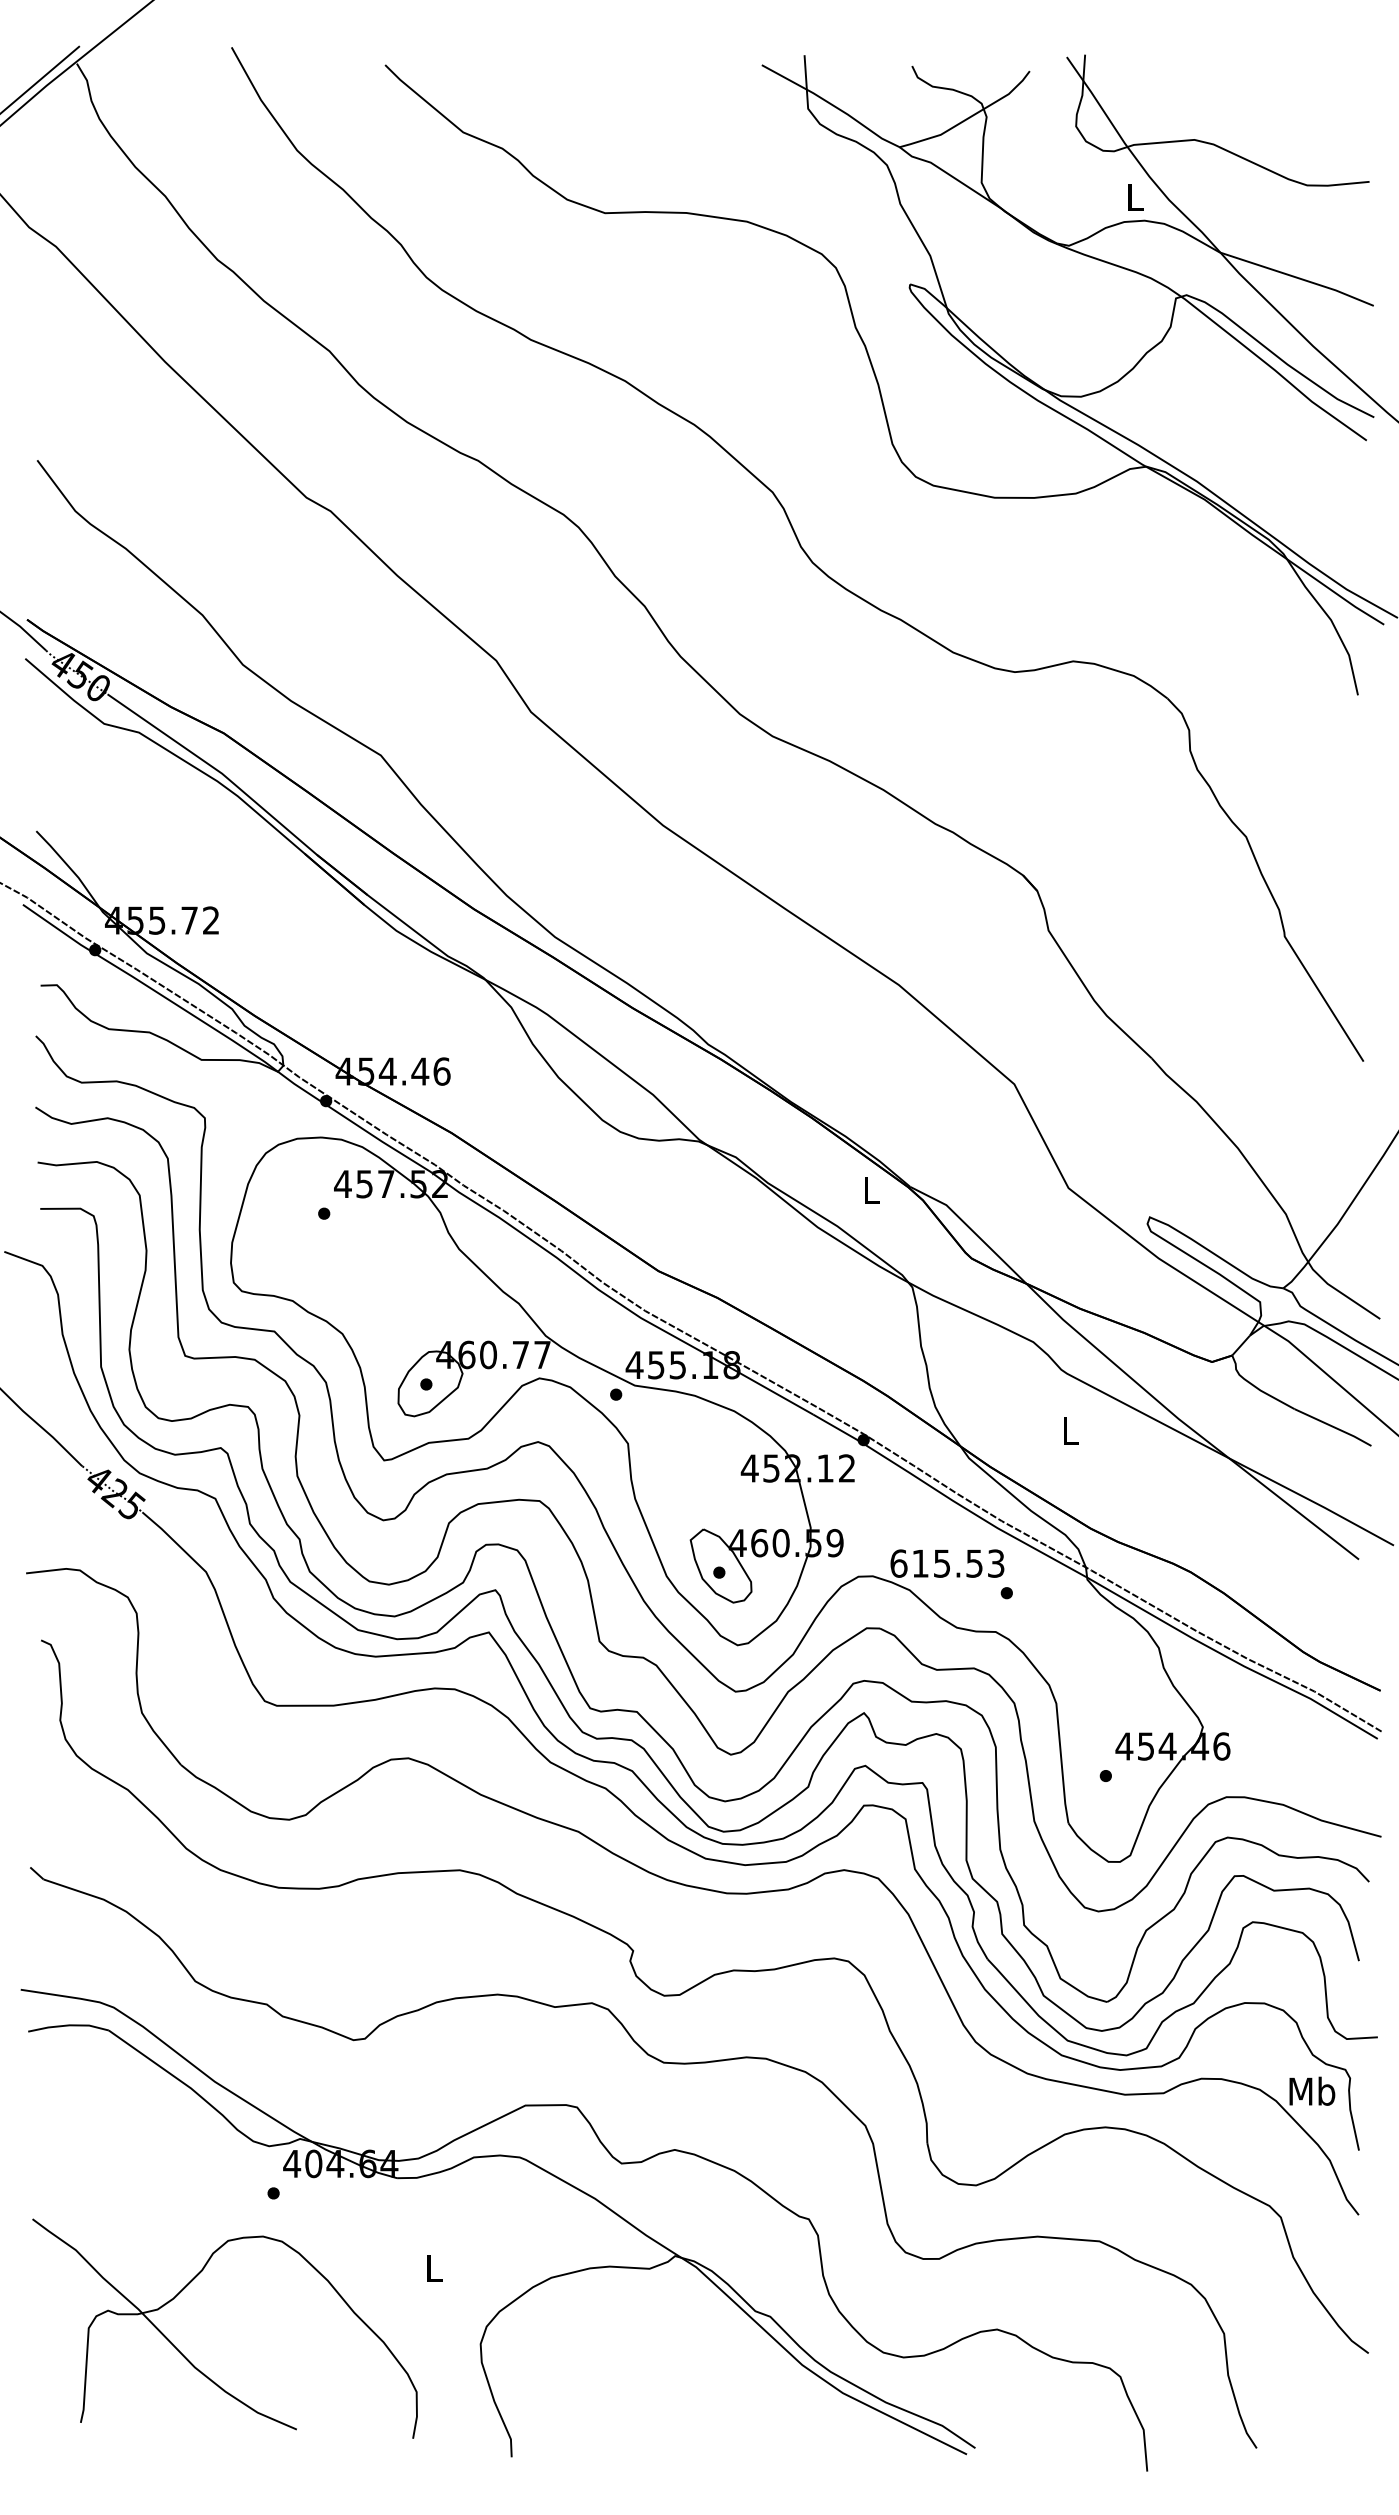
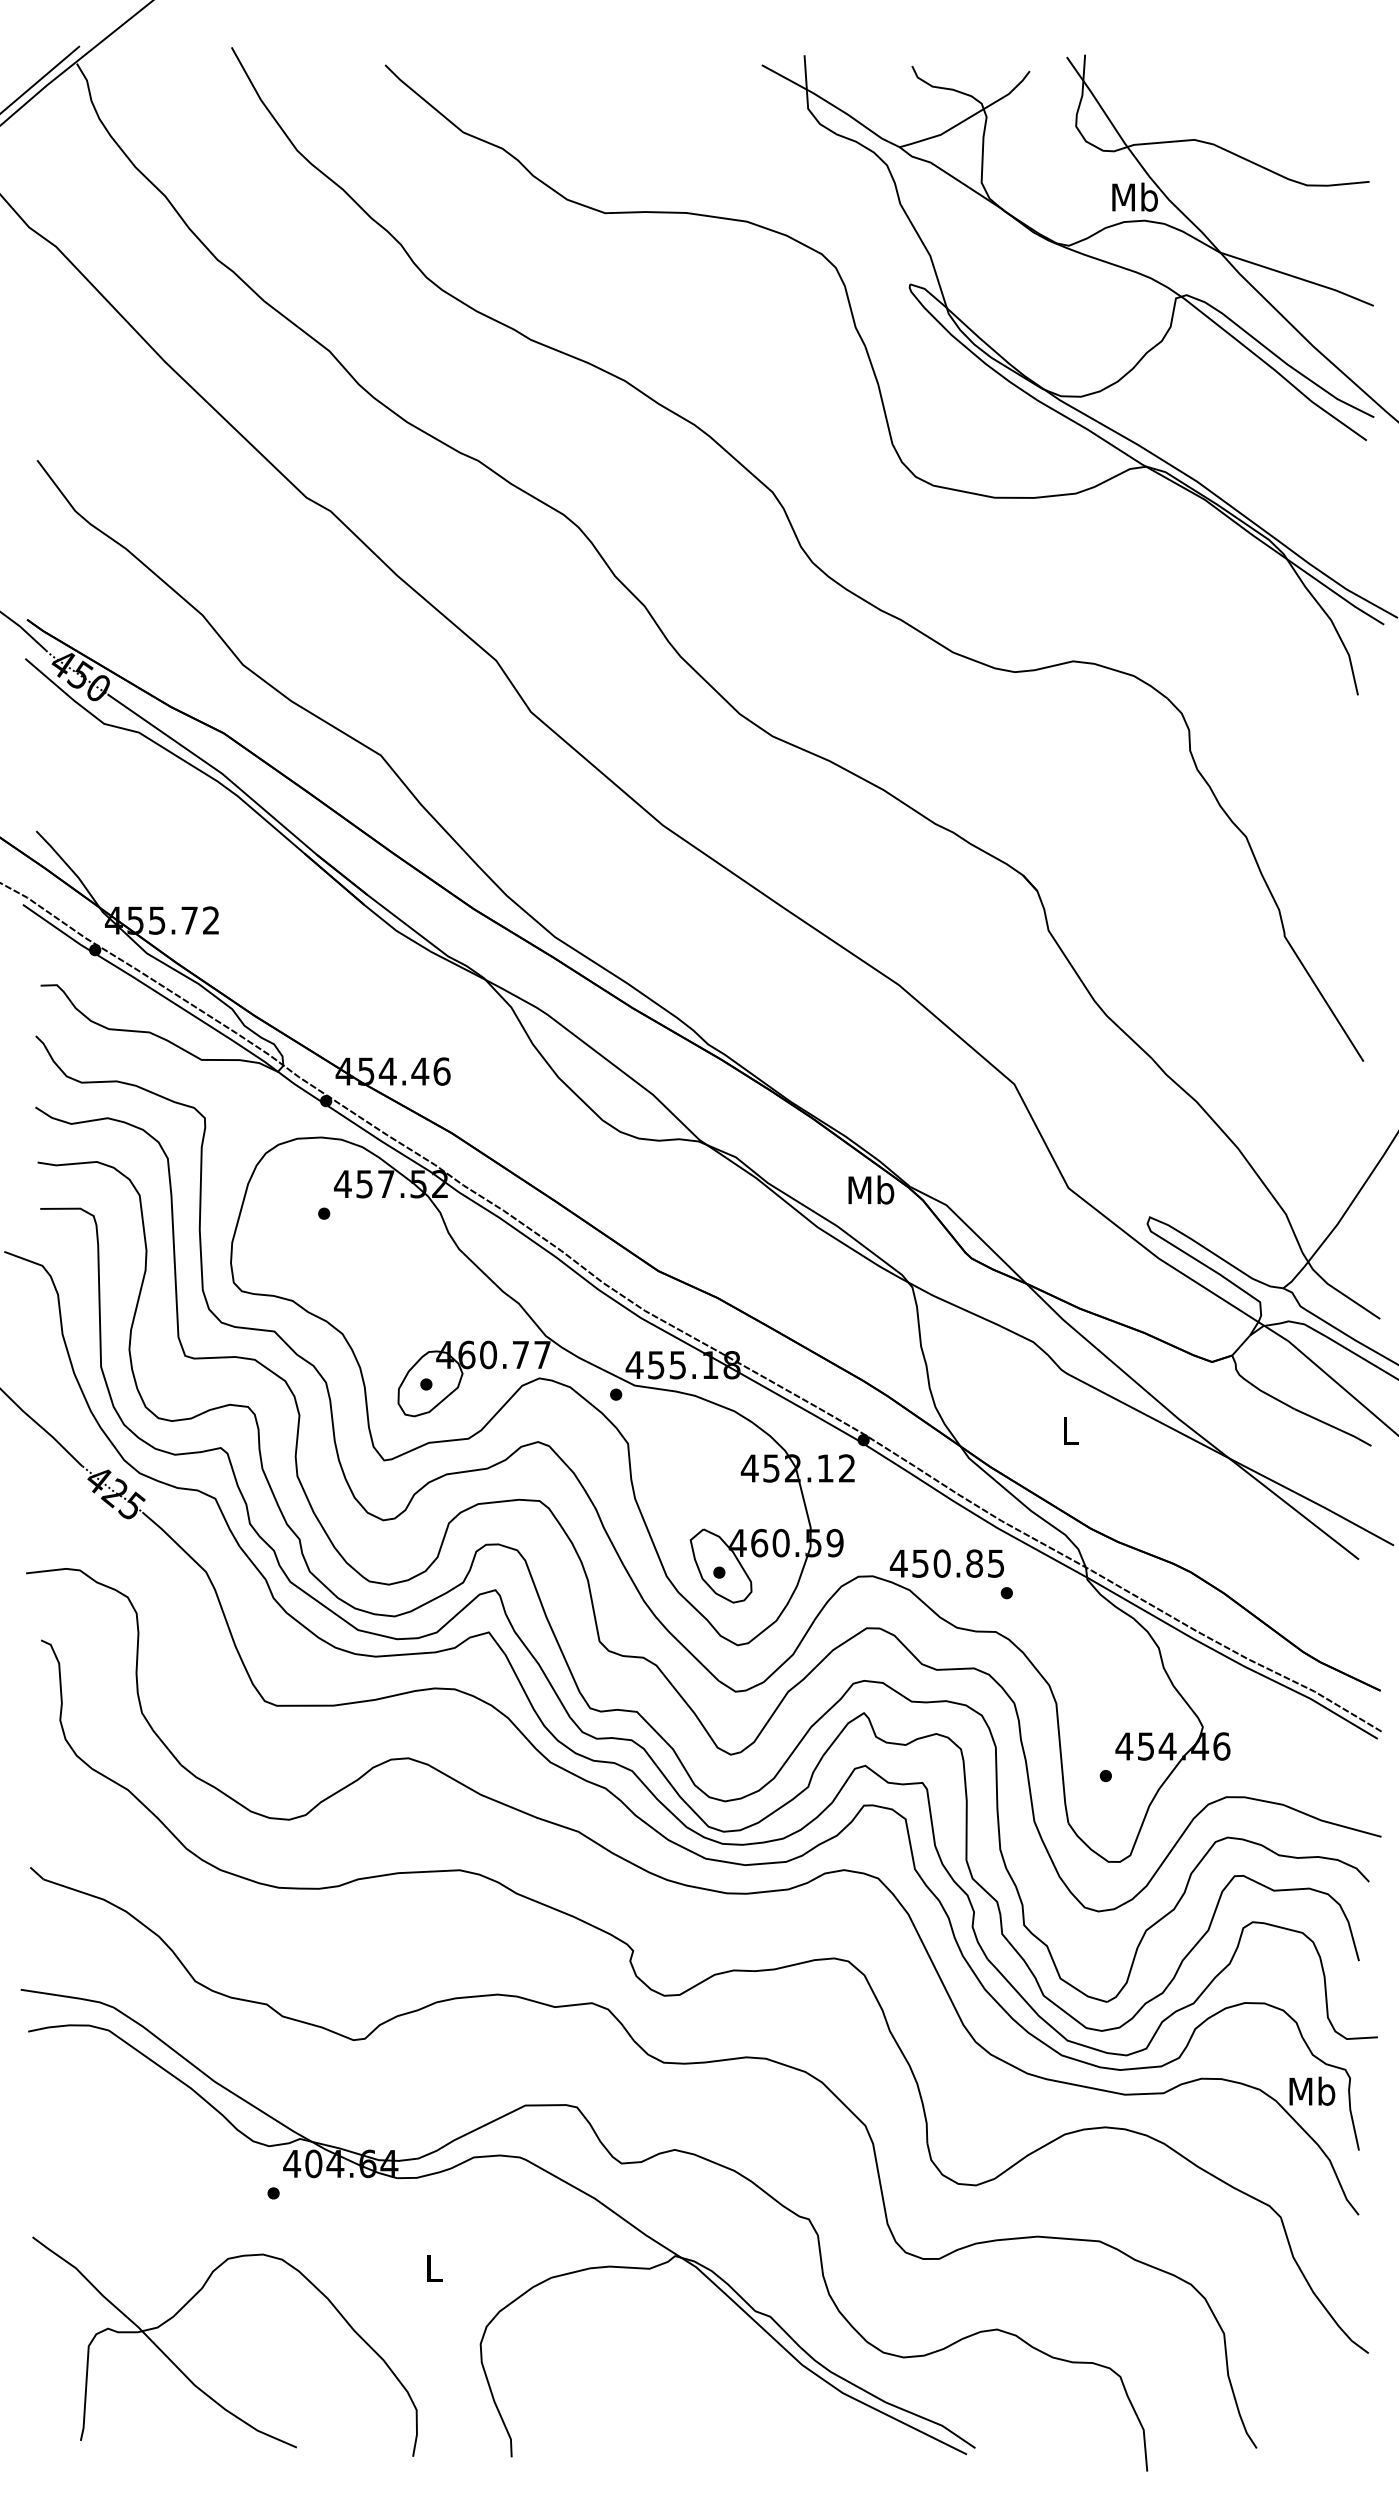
text: L -> Mb (1134, 196)
text: L -> Mb (871, 1189)
text: 615.53 -> 450.85 (946, 1563)
part position: (190, 2361) -> (190, 2379) (190, 2379)
